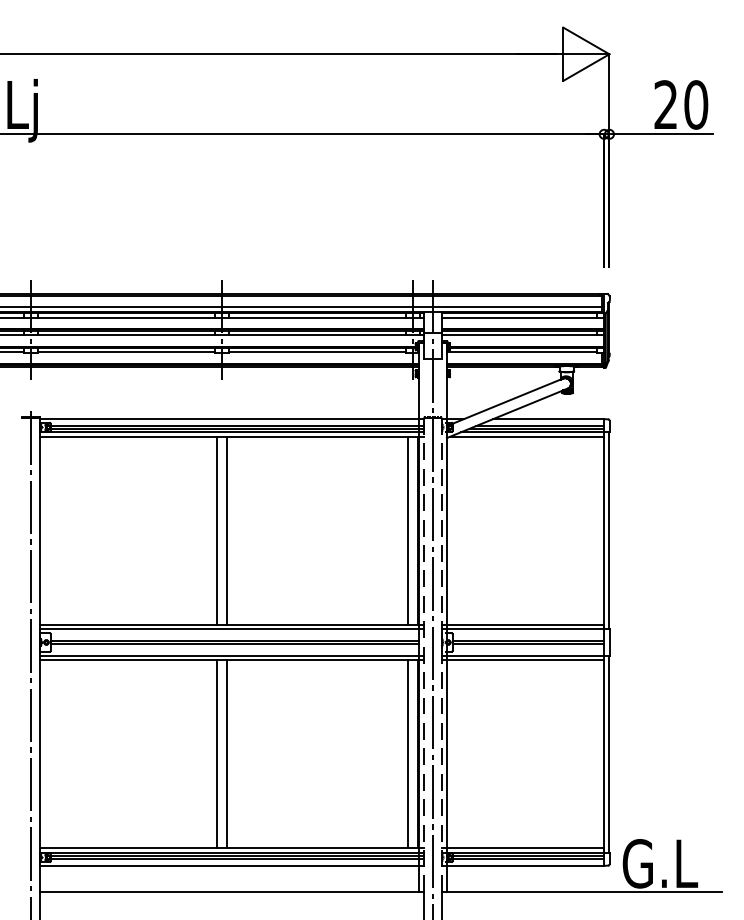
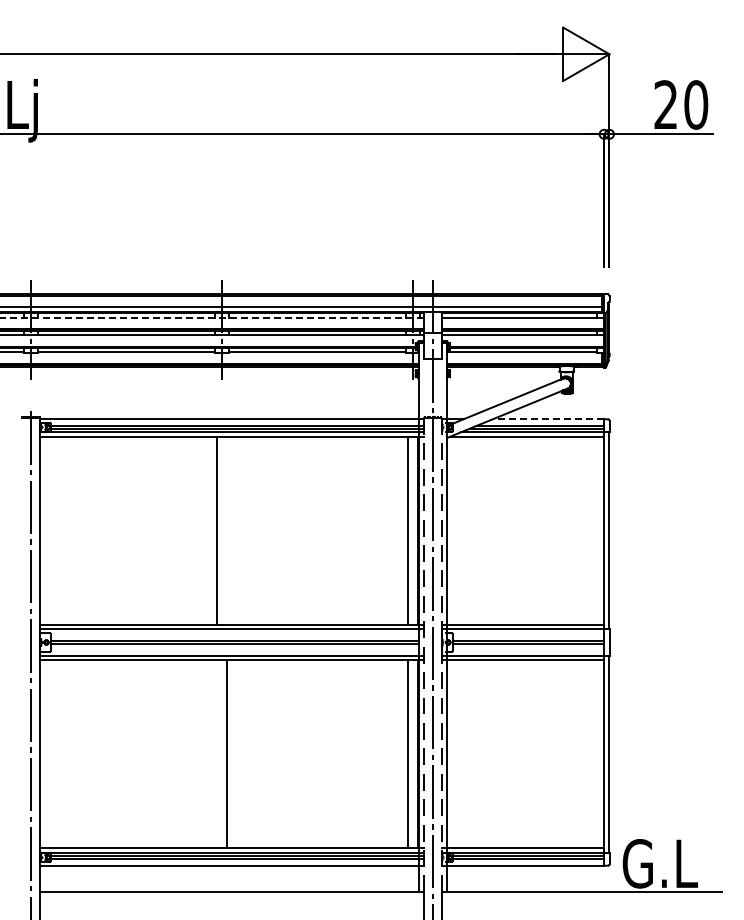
line: solid -> dashed (211, 317)
line: solid -> dashed (548, 419)
line: present -> none (227, 530)
line: present -> none (216, 753)
